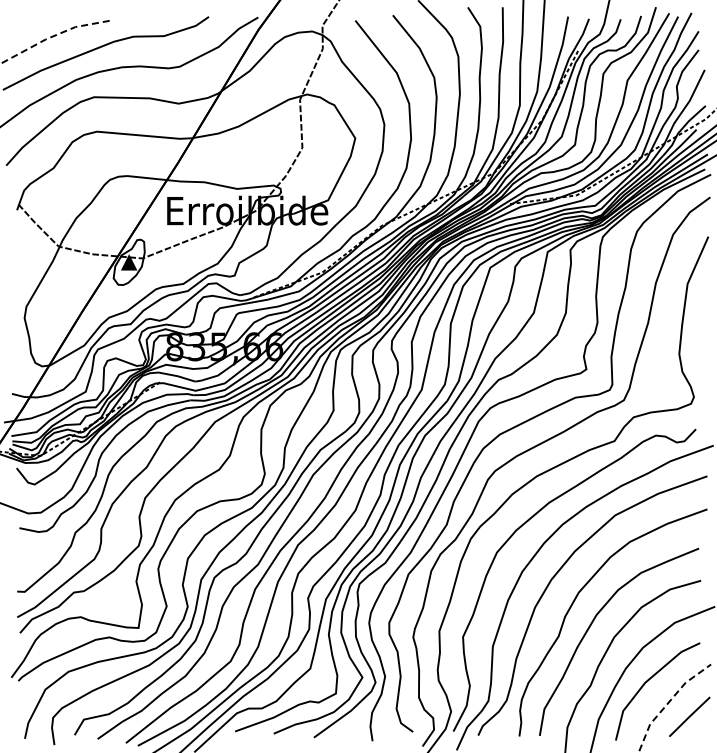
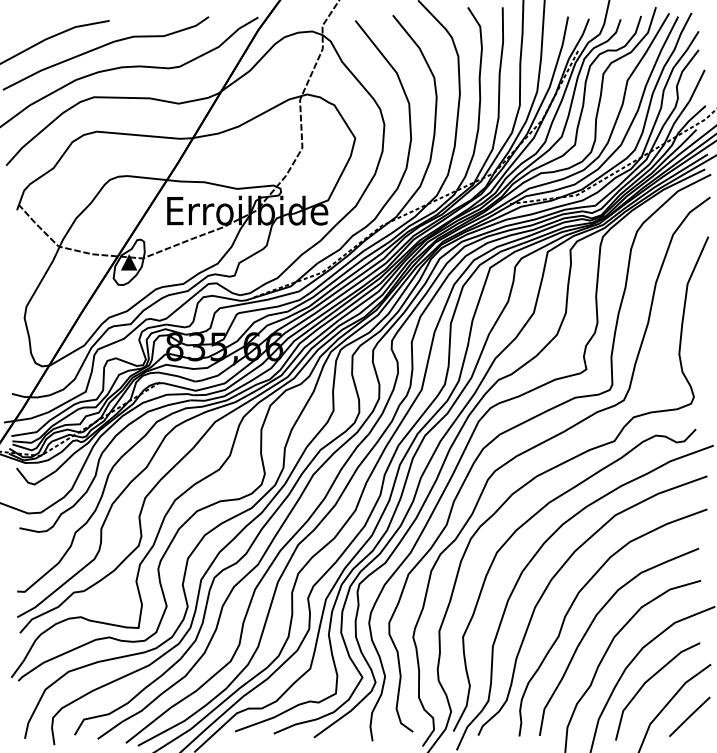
line: dashed -> solid (52, 36)
line: dashed -> solid (668, 702)
